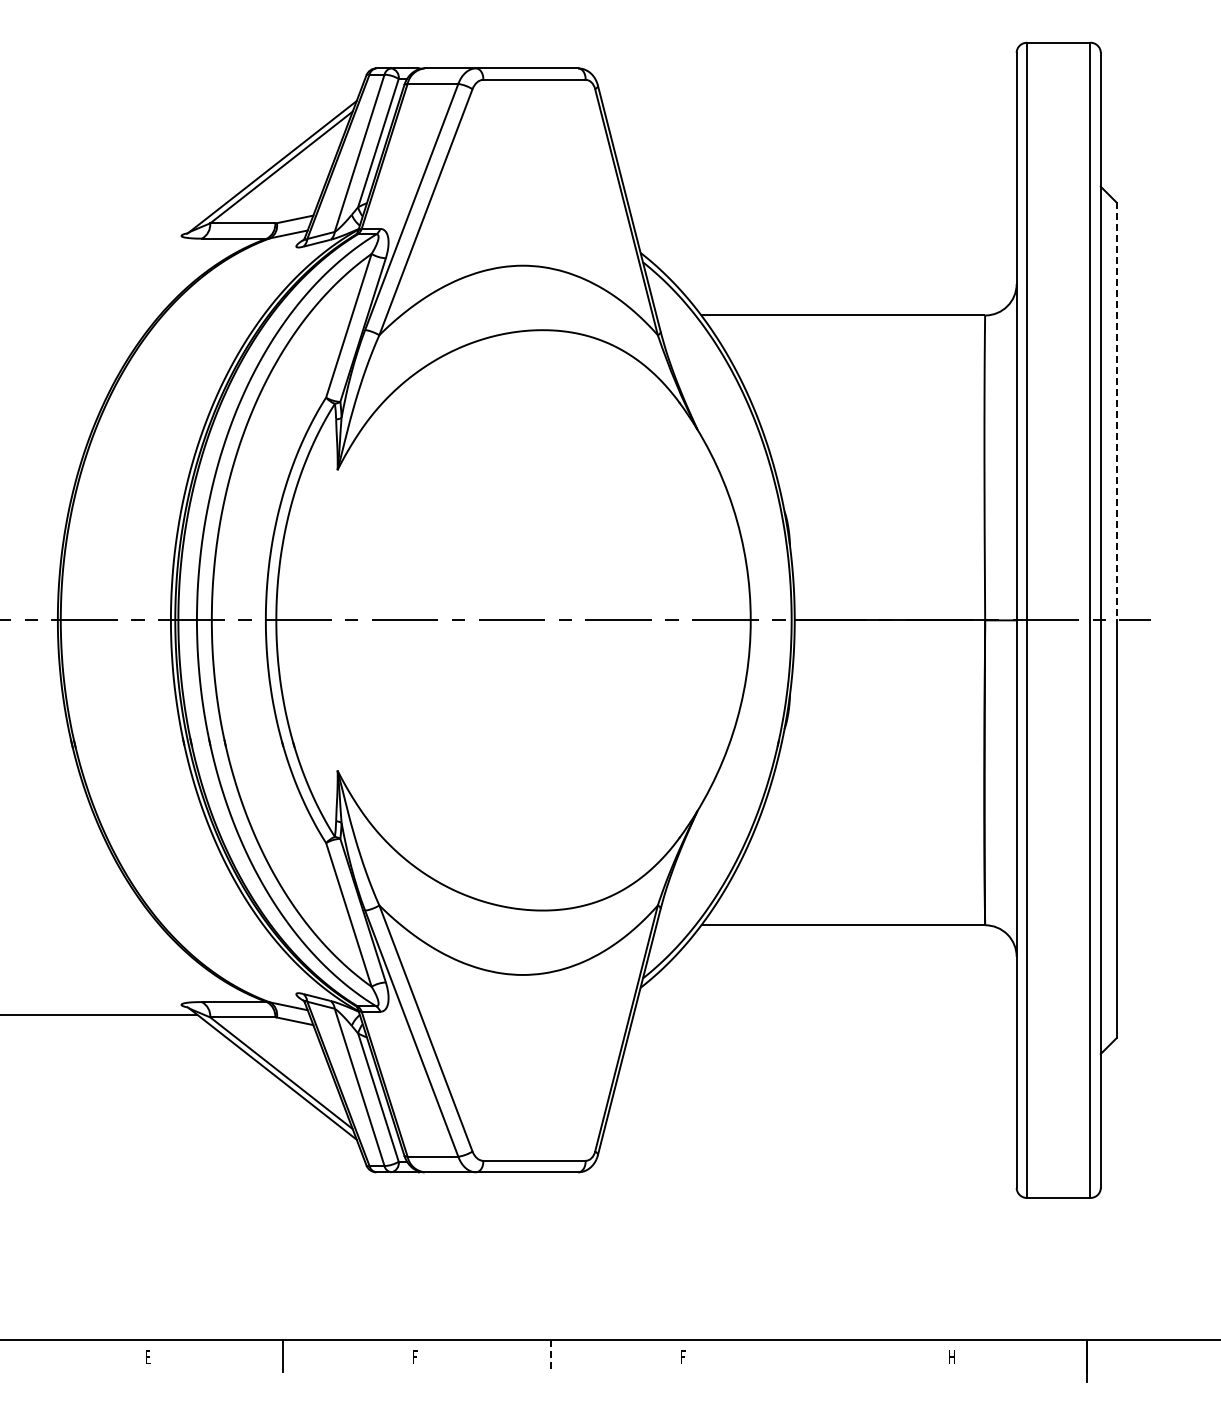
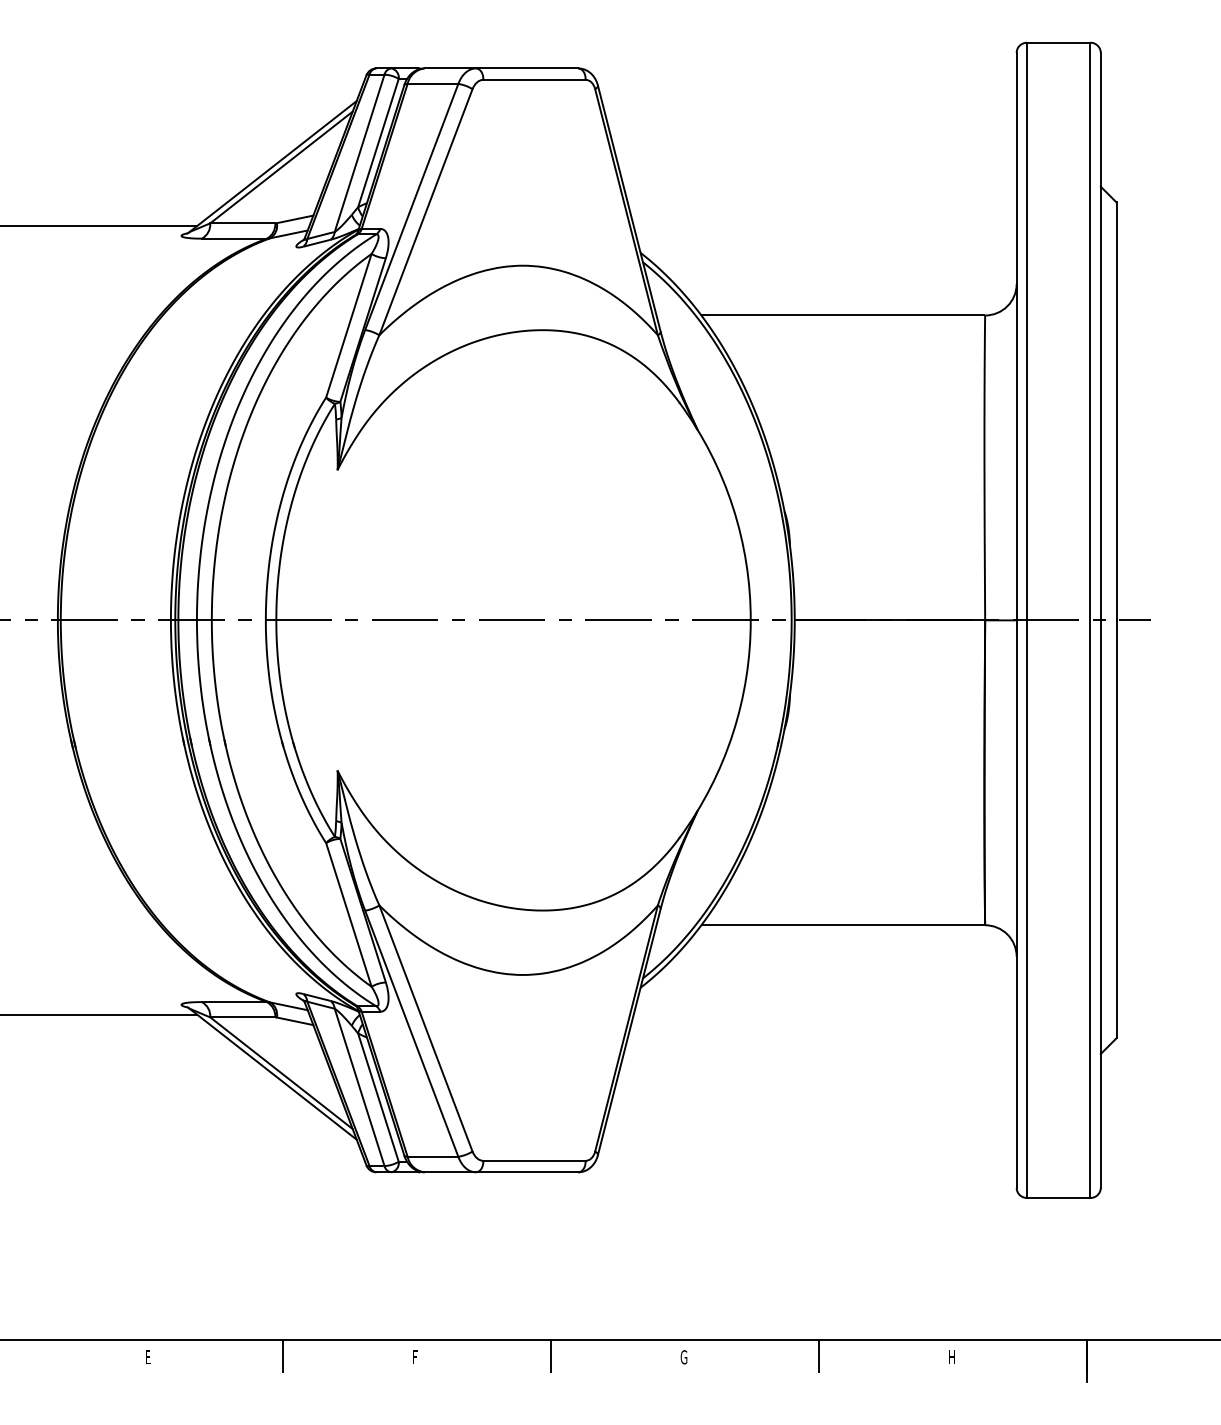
line: none -> present (99, 226)
line: dashed -> solid (1116, 411)
line: dashed -> solid (551, 1355)
line: none -> present (818, 1355)
text: F -> G (683, 1357)
